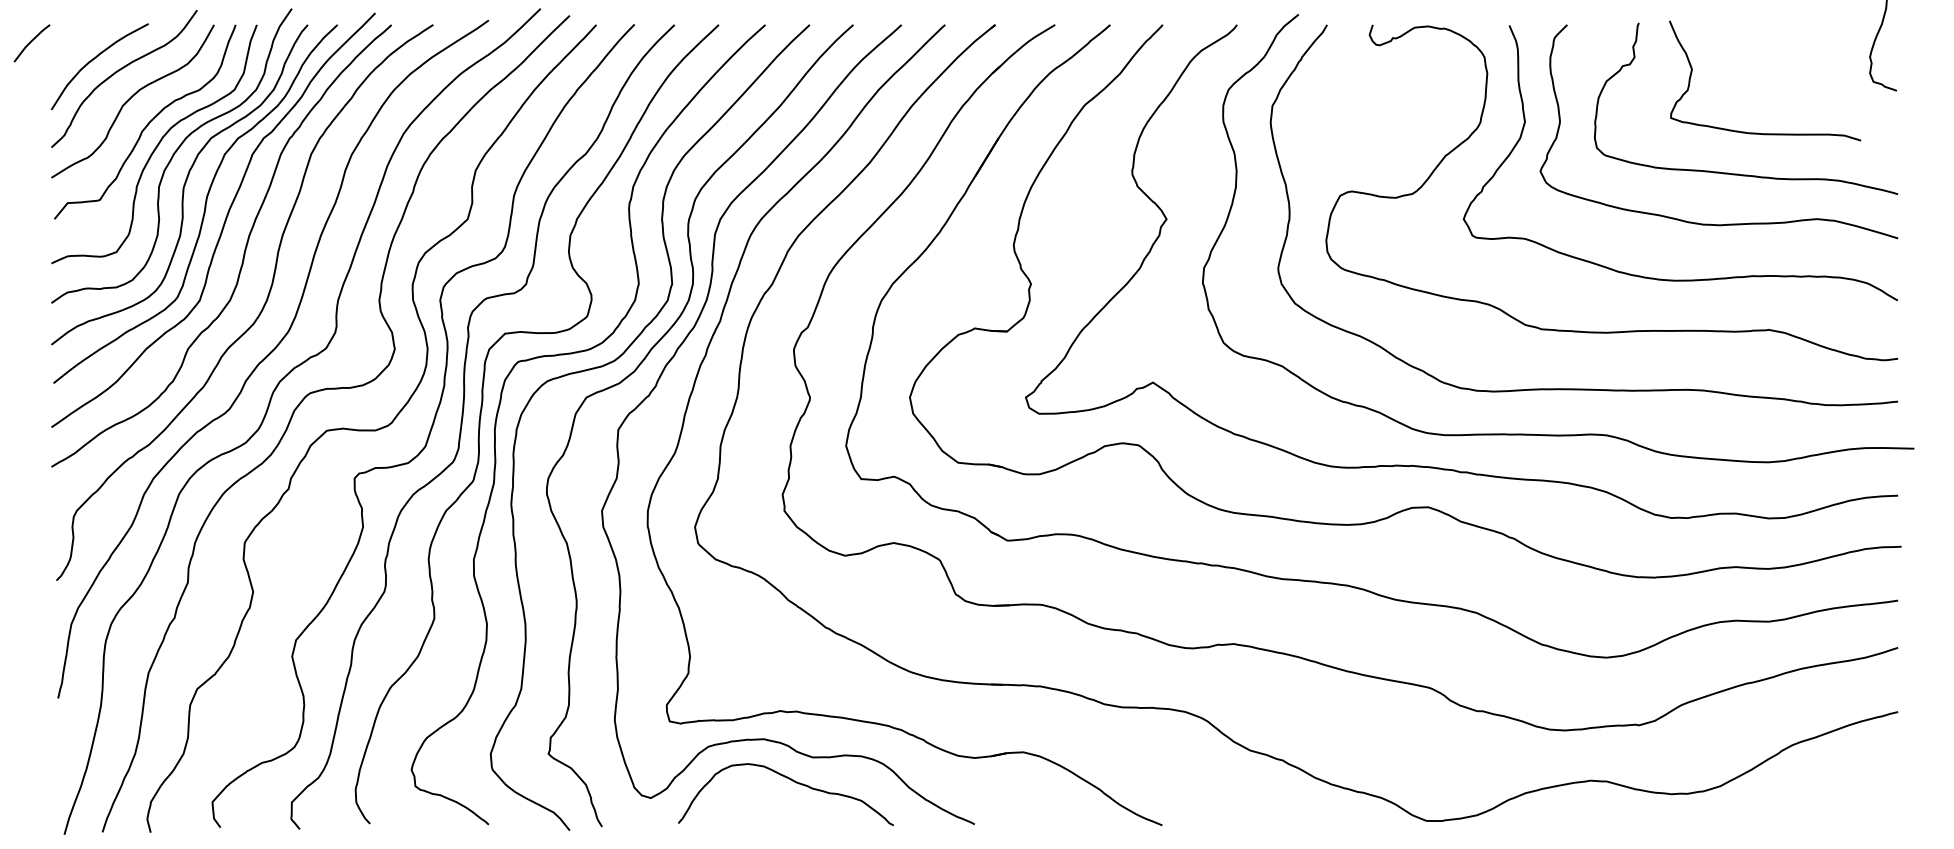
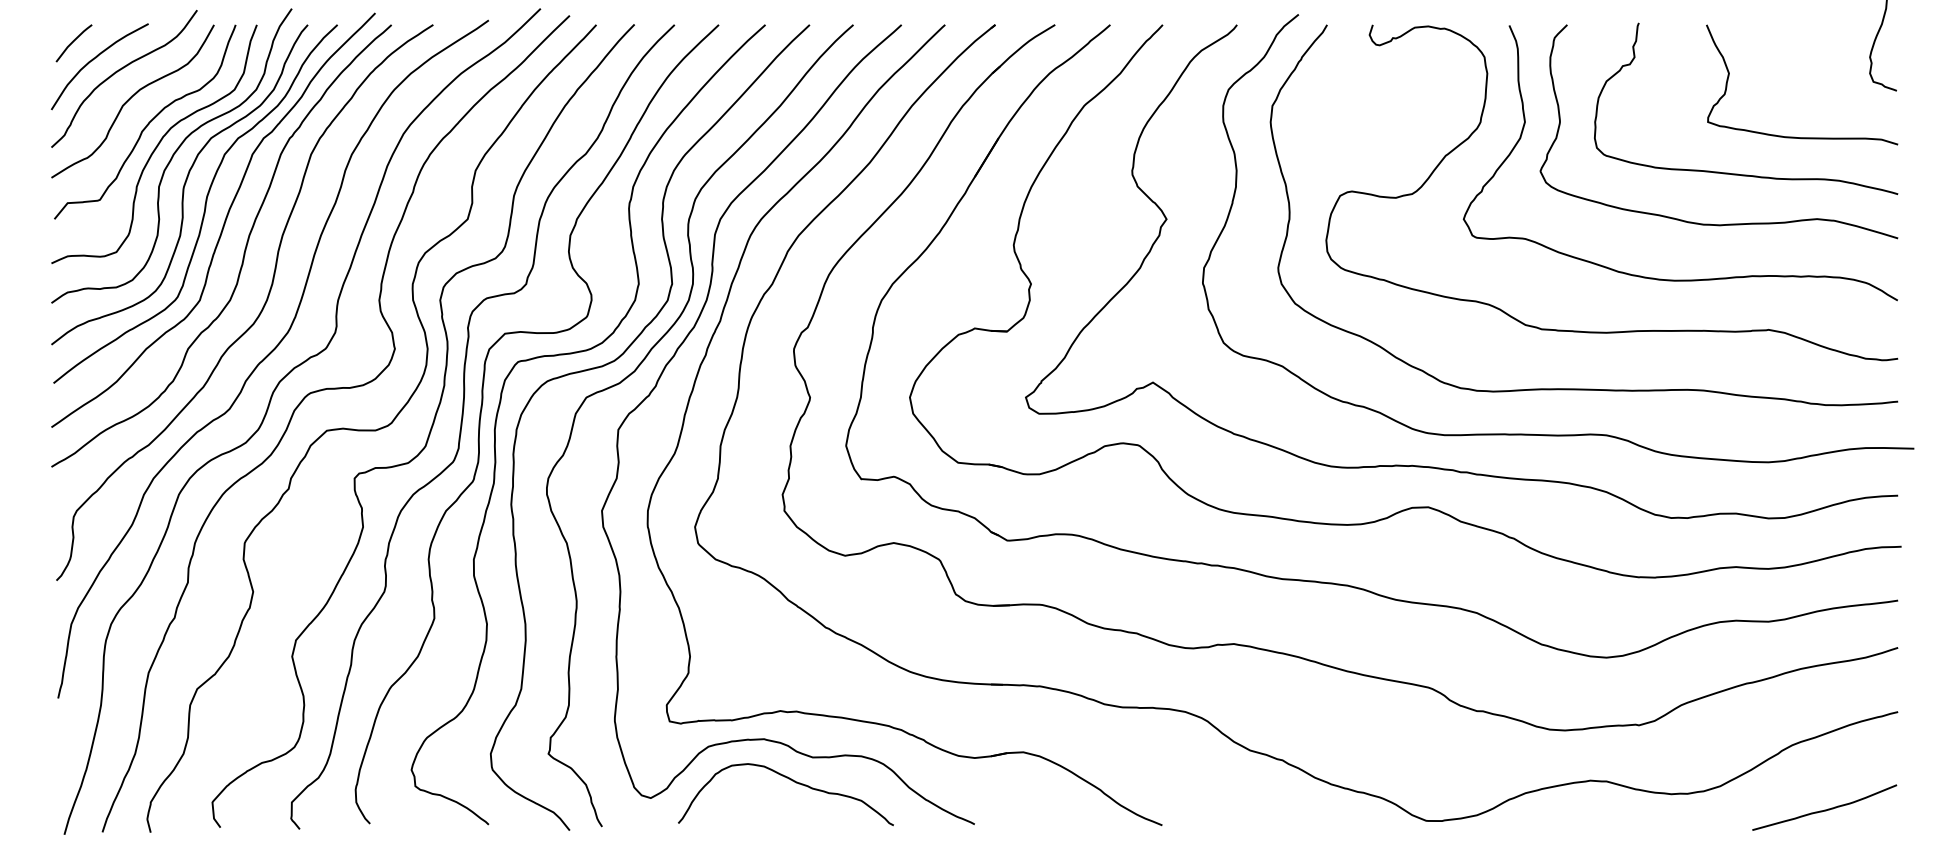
curve position: (31, 42) -> (73, 42) (73, 42)
curve position: (1758, 132) -> (1795, 136) (1795, 136)
curve: none -> present (1824, 809)
